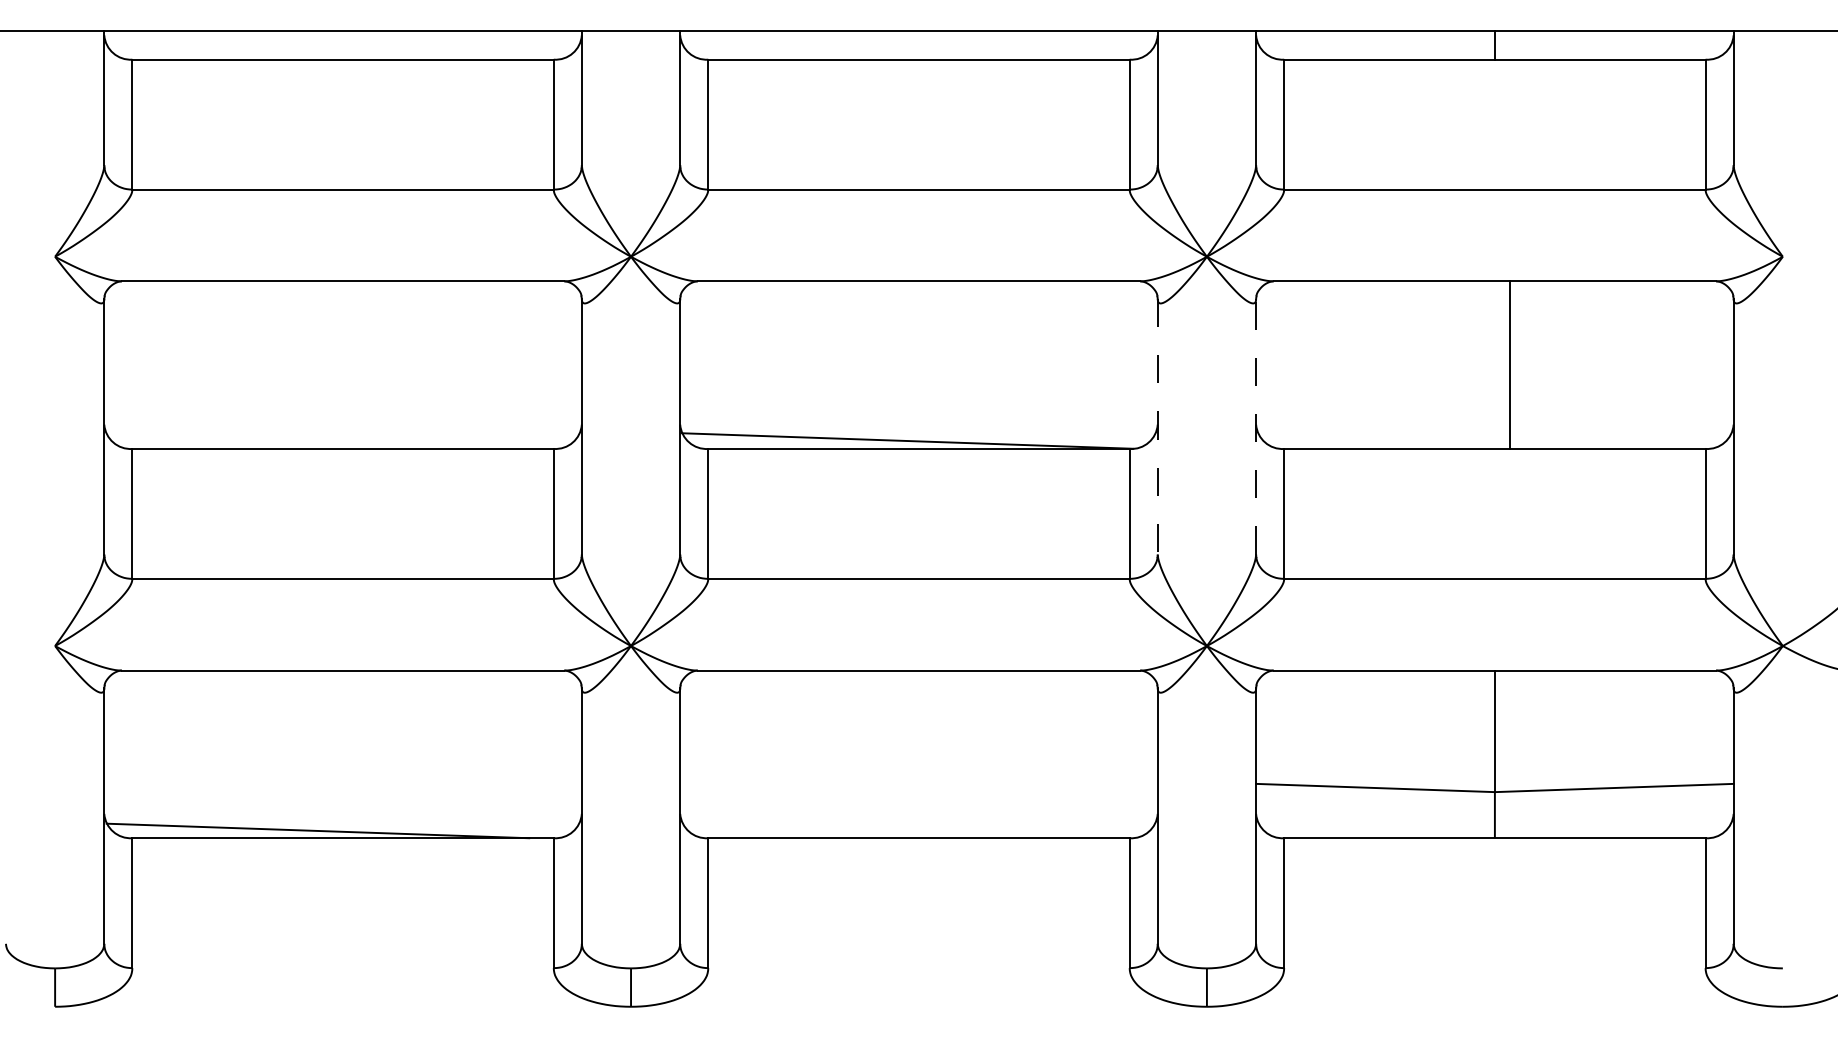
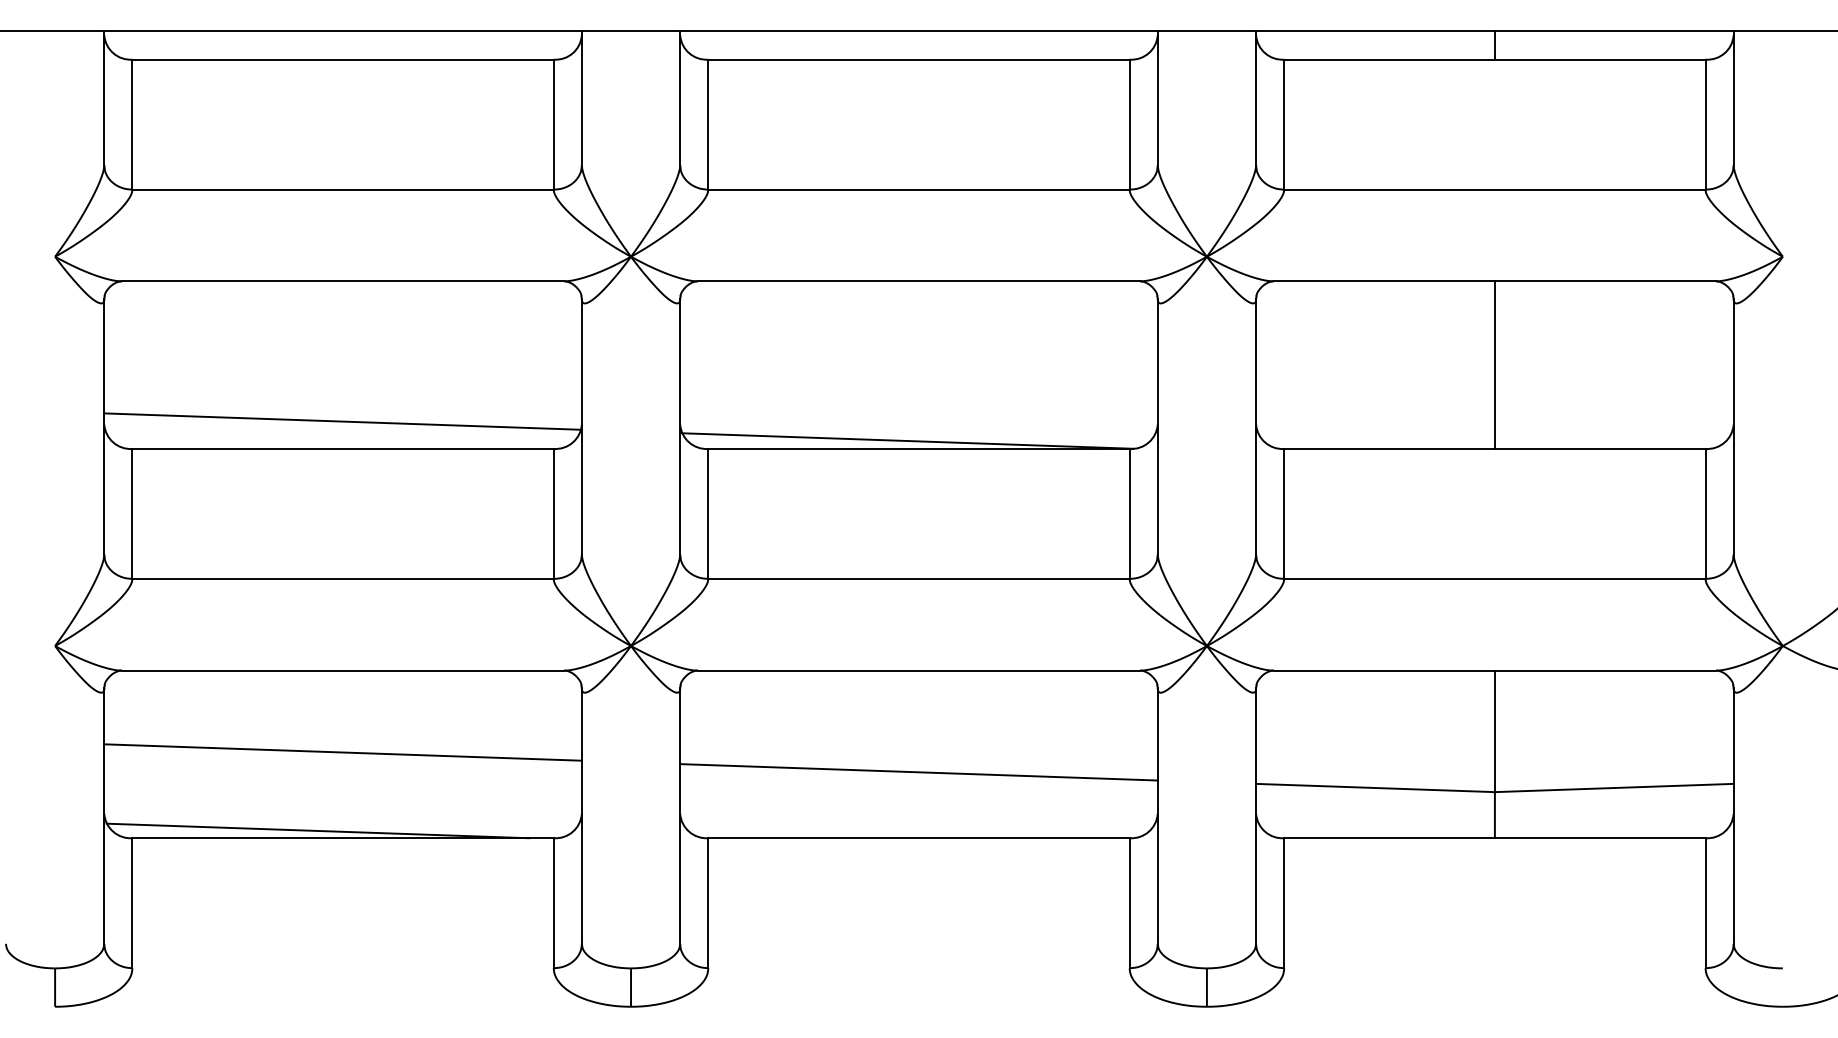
line position: (1509, 364) -> (1494, 364) (1494, 364)
line: none -> present (342, 421)
line: dashed -> solid (1157, 426)
line: dashed -> solid (1256, 426)
line: none -> present (342, 752)
line: none -> present (918, 772)
